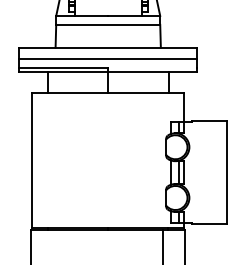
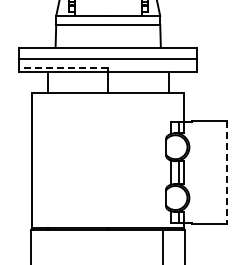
line: solid -> dashed (63, 67)
line: solid -> dashed (226, 173)
